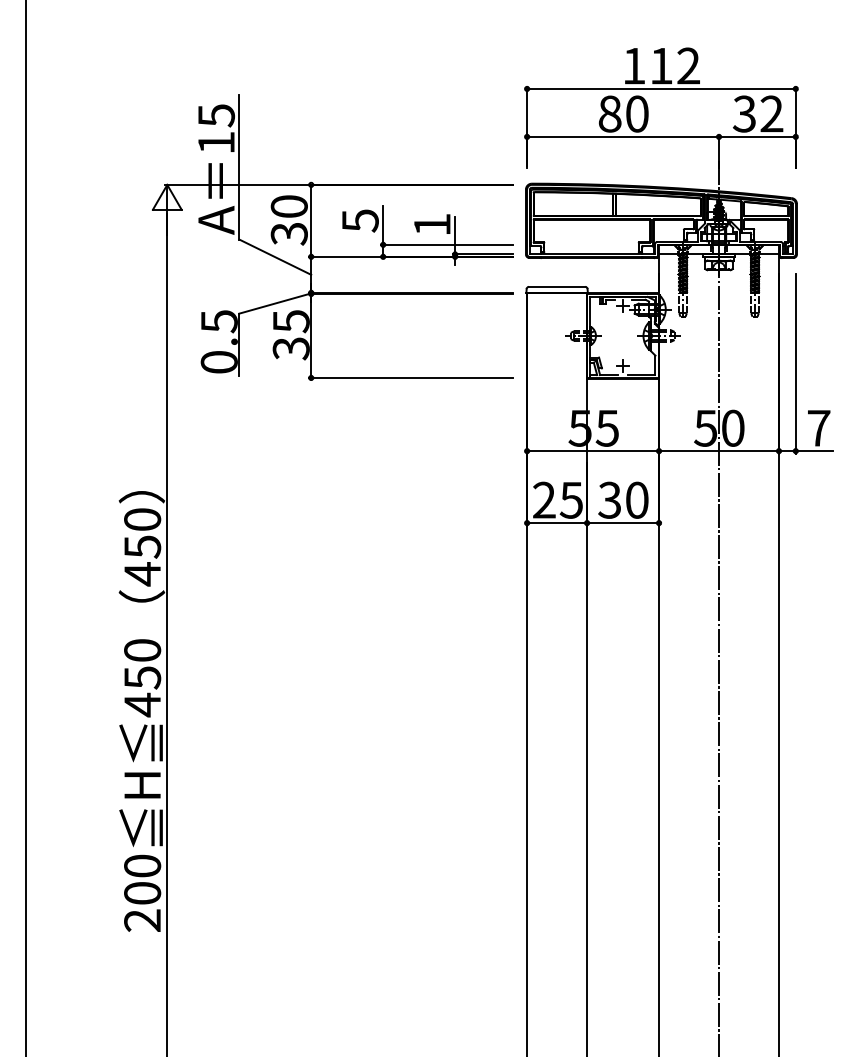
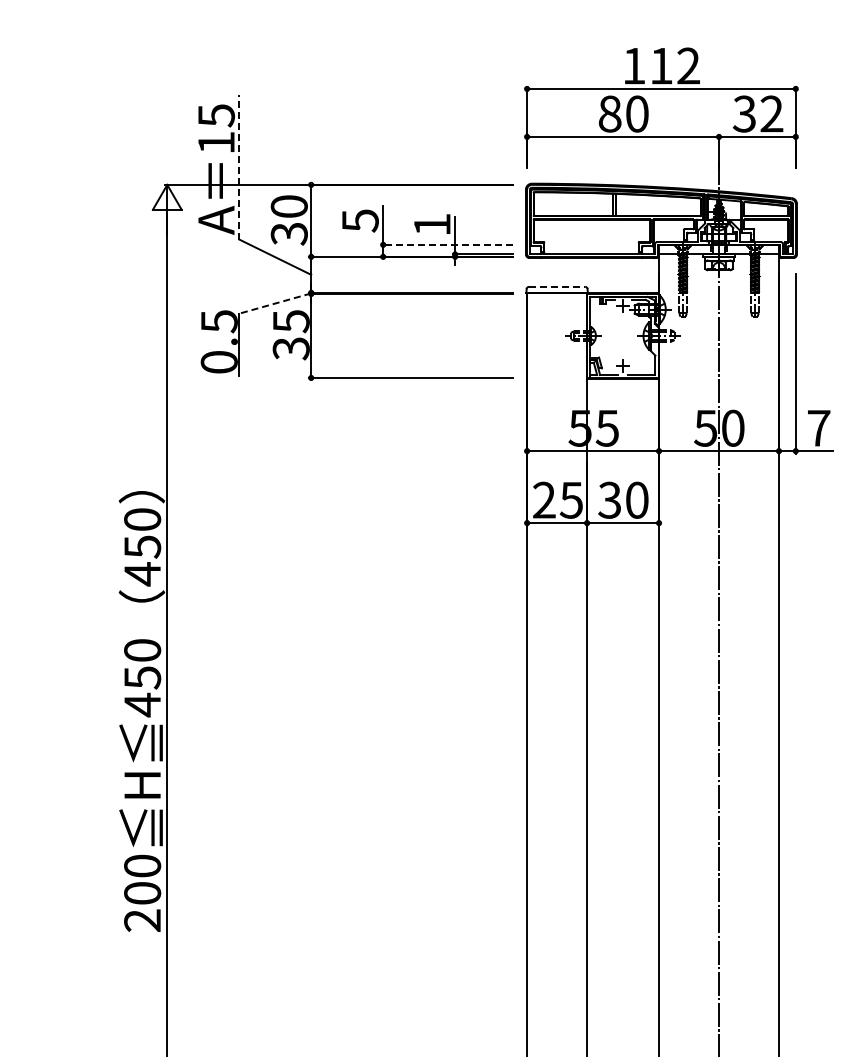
line: solid -> dashed (239, 166)
line: solid -> dashed (446, 244)
line: solid -> dashed (557, 286)
line: solid -> dashed (274, 303)
line: present -> none (25, 527)
